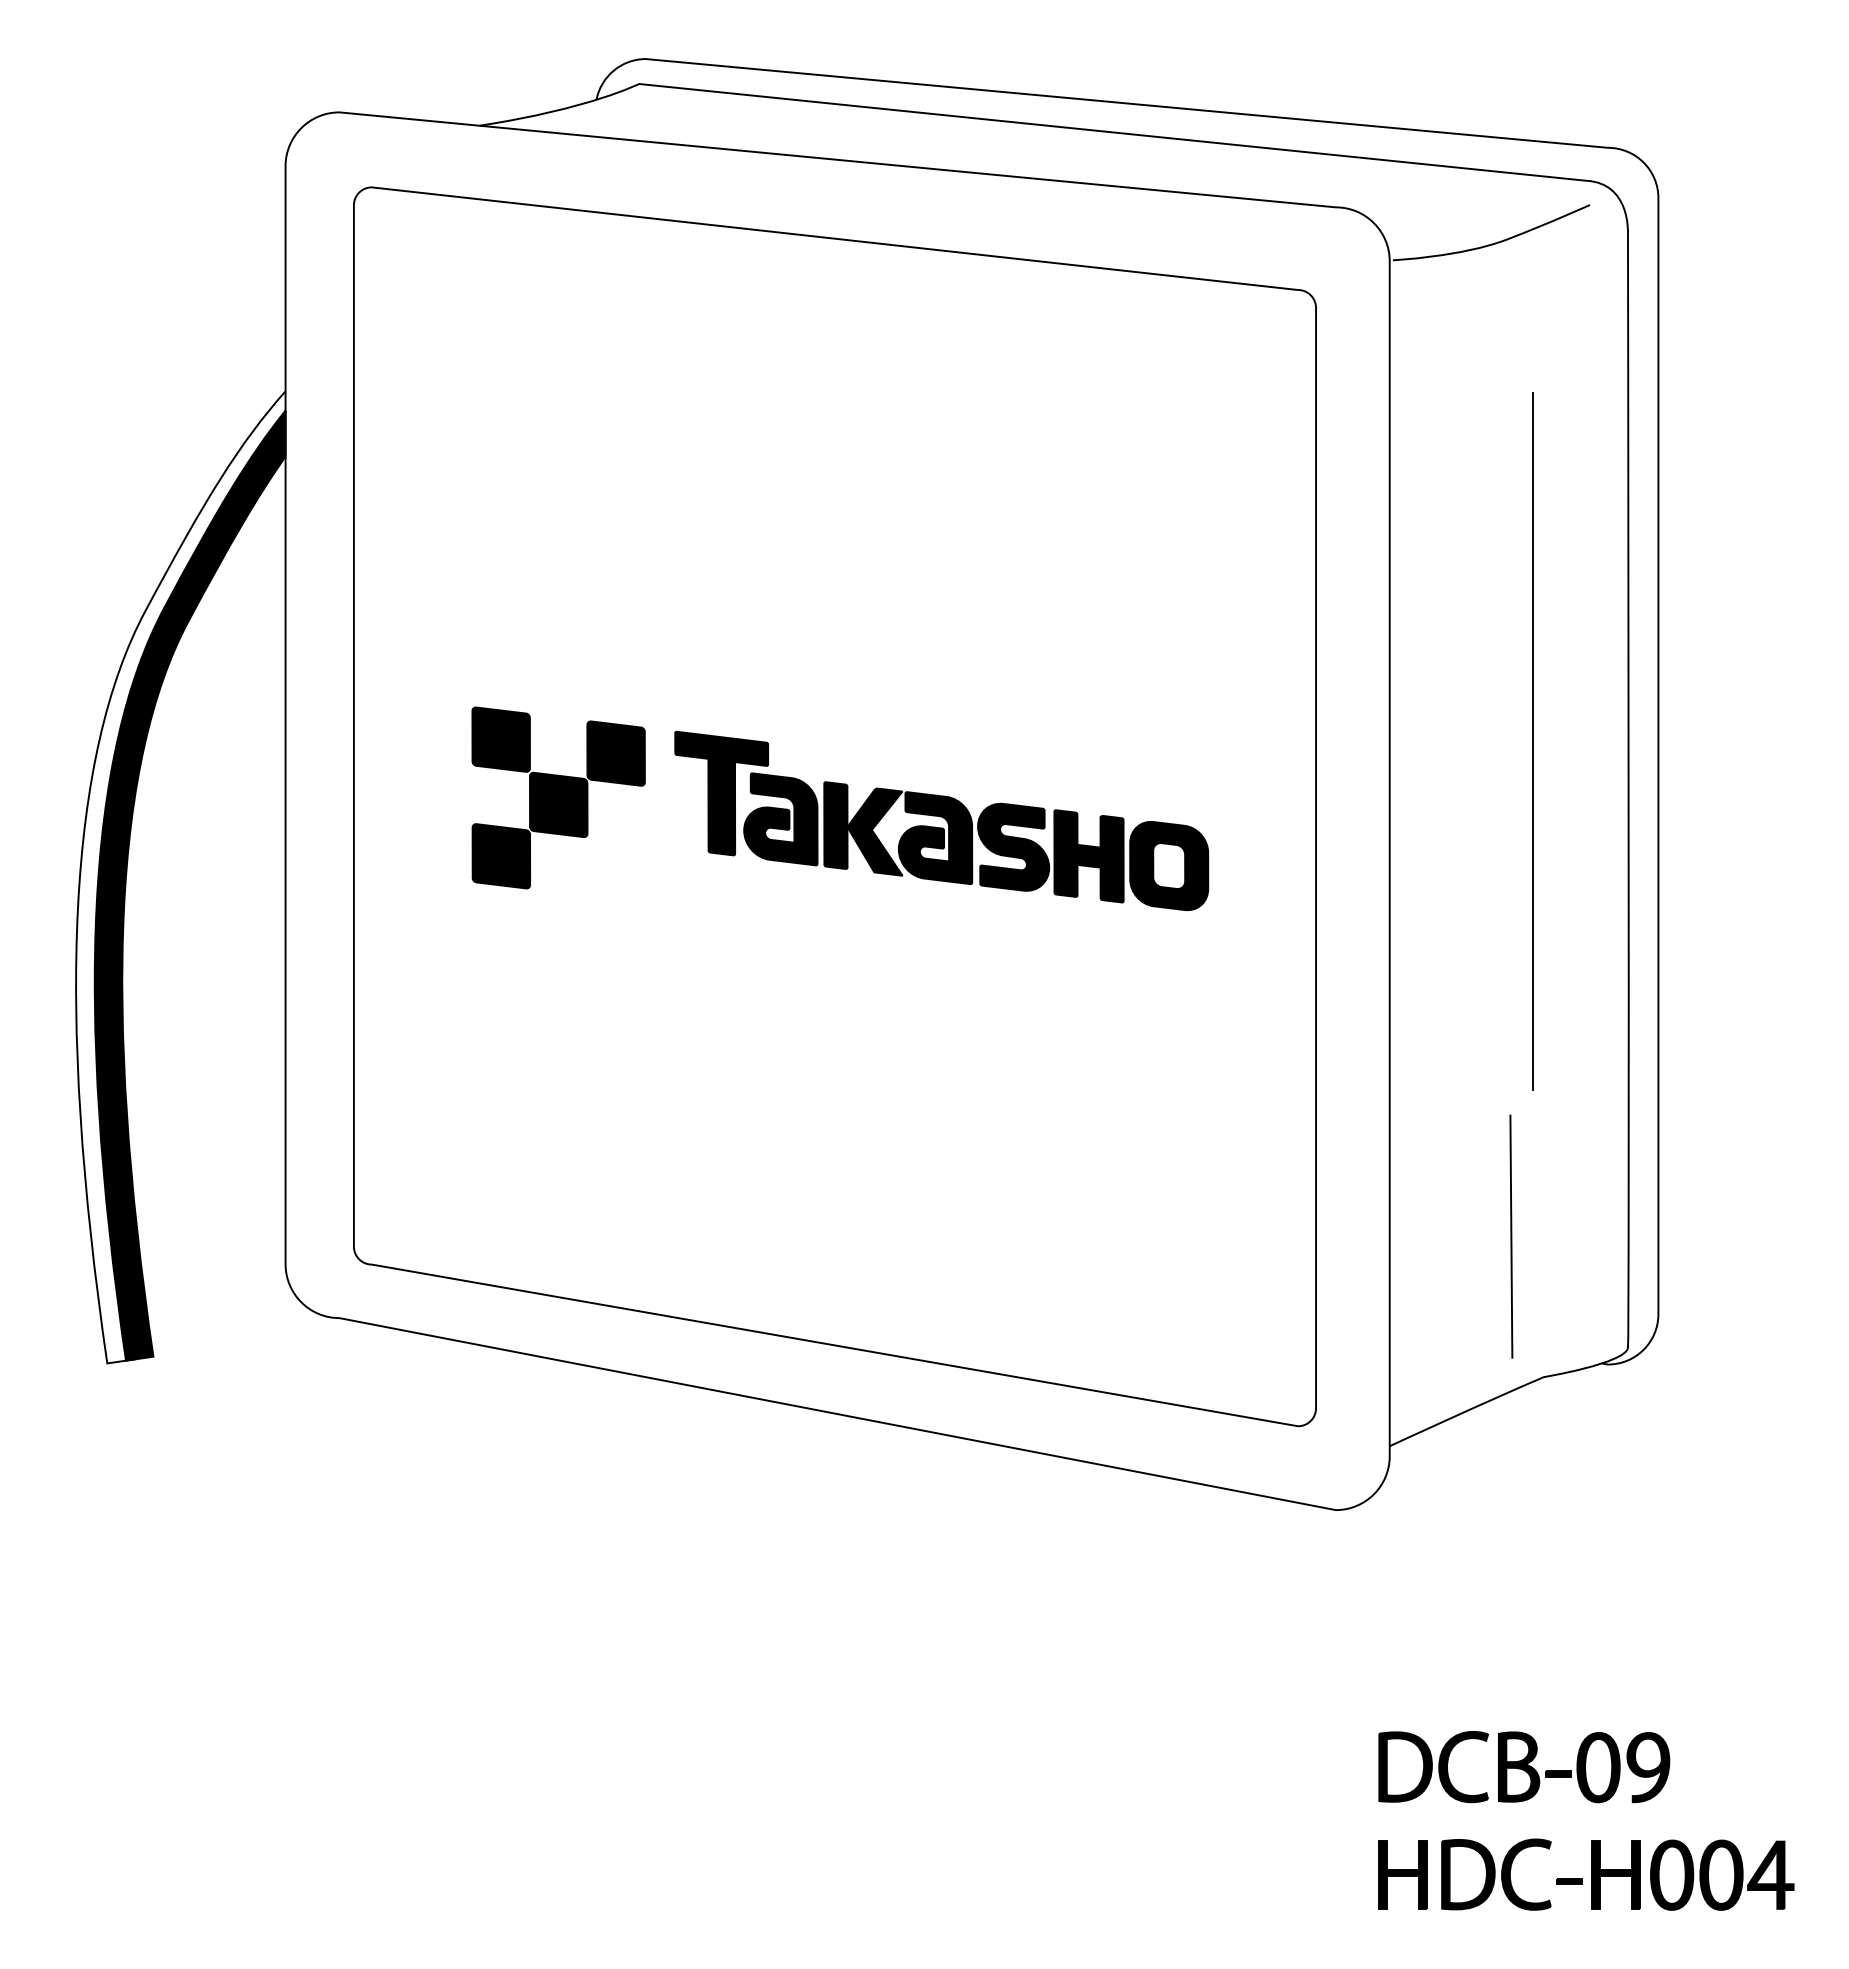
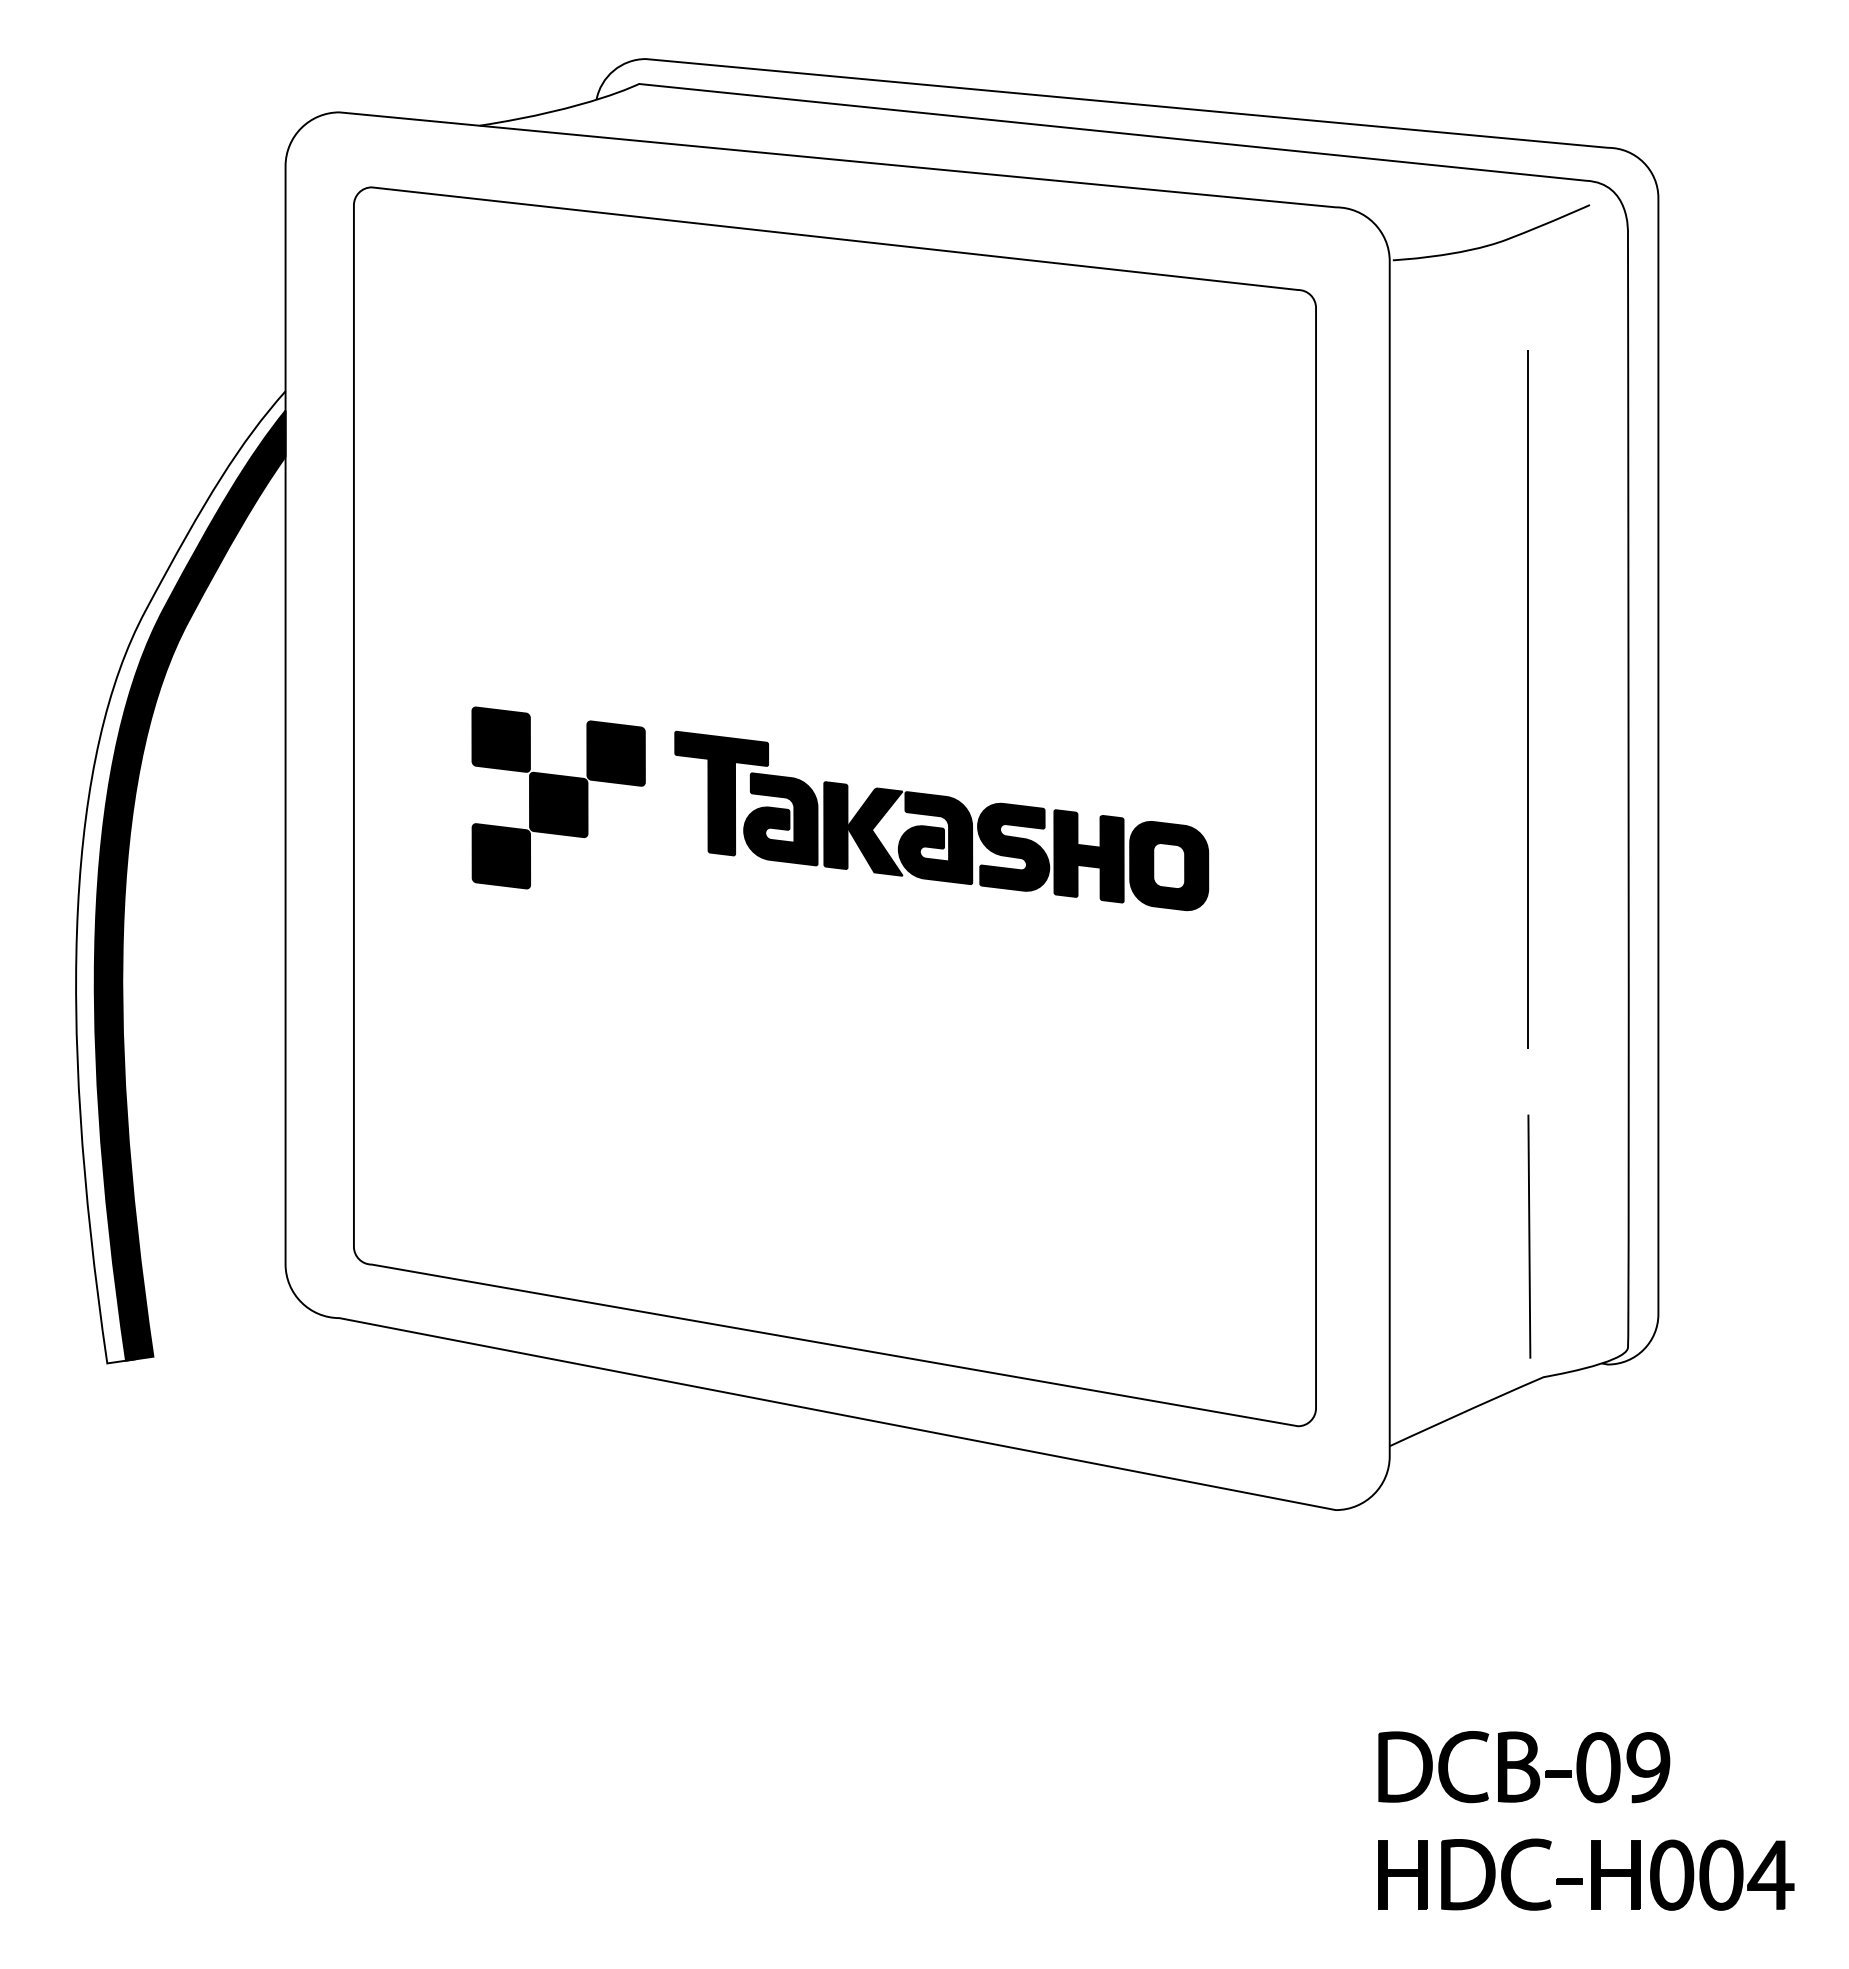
line position: (1532, 741) -> (1527, 699) (1527, 699)
line position: (1511, 1236) -> (1529, 1236) (1529, 1236)
